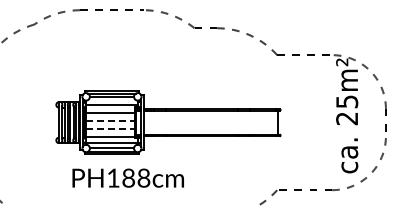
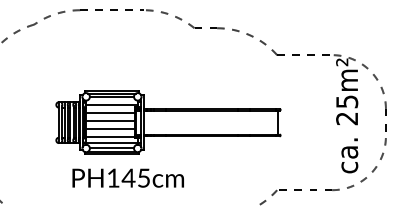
line: dashed -> solid (110, 121)
line: dashed -> solid (110, 129)
text: PH188cm -> PH145cm (135, 177)
